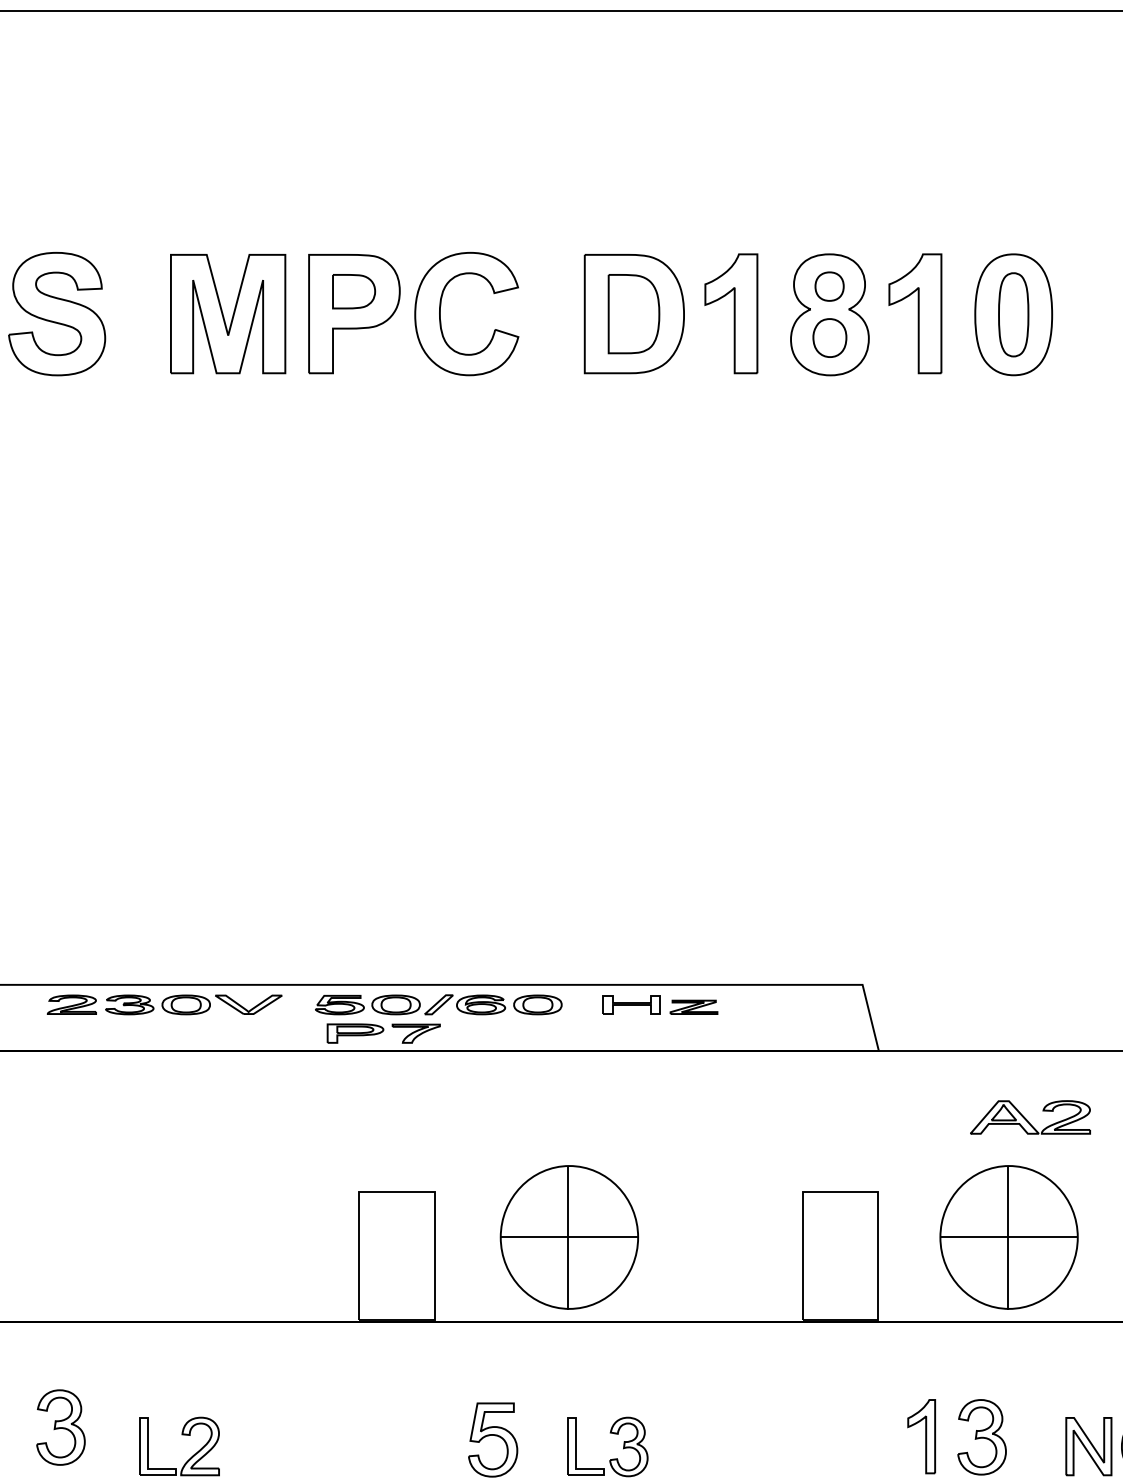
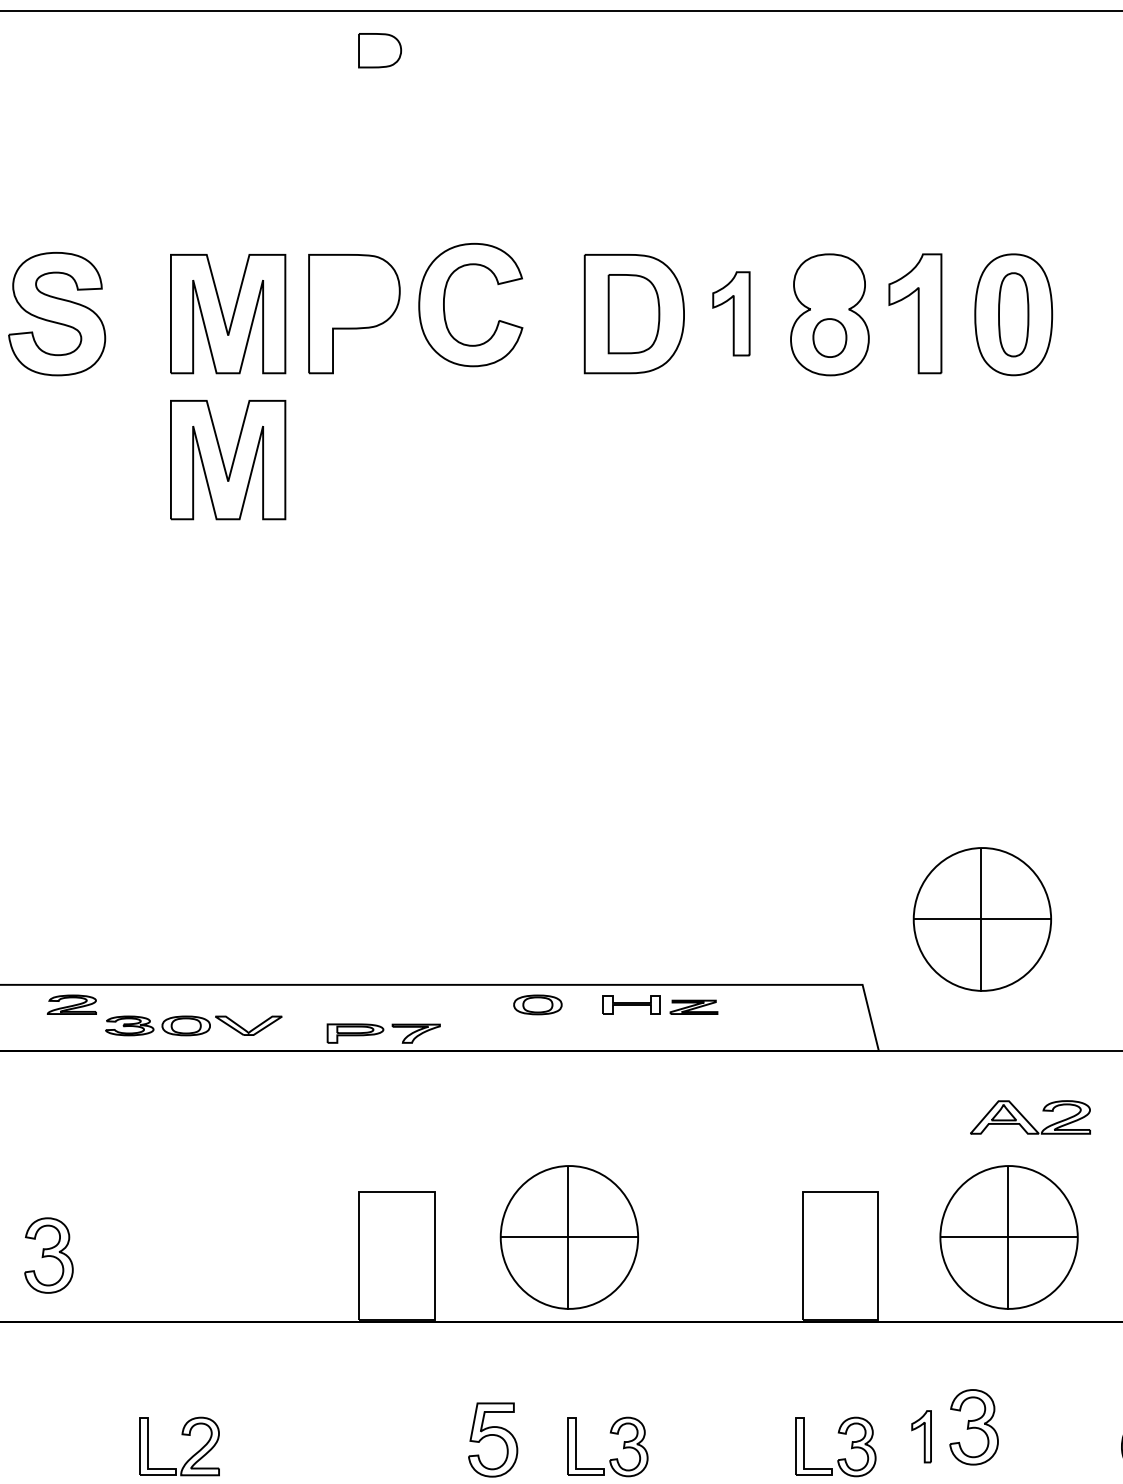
part: present -> none (829, 286)
part position: (354, 291) -> (380, 50) (380, 50)
part size: 55x122 px -> 39x86 px (731, 313)
part position: (441, 321) -> (445, 312) (445, 312)
part: none -> present (228, 460)
part: none -> present (981, 919)
part position: (193, 1004) -> (193, 1025) (193, 1025)
part: present -> none (410, 1004)
part position: (60, 1427) -> (48, 1255) (48, 1255)
part size: 29x76 px -> 21x54 px (921, 1436)
part position: (981, 1437) -> (973, 1427) (973, 1427)
part: present -> none (1088, 1446)
part: none -> present (840, 1458)
